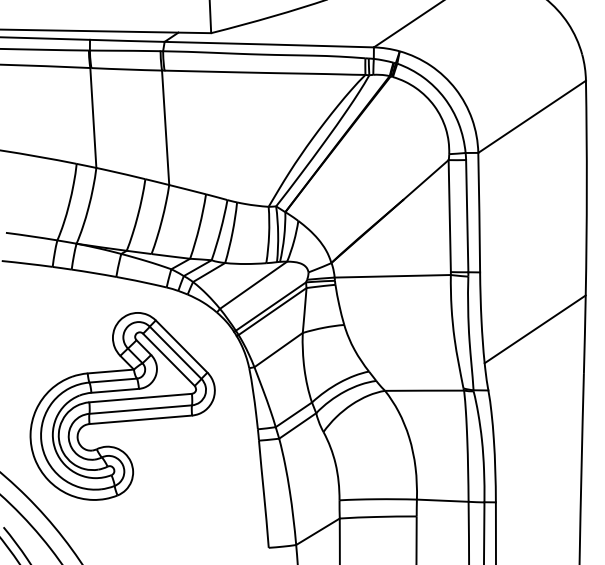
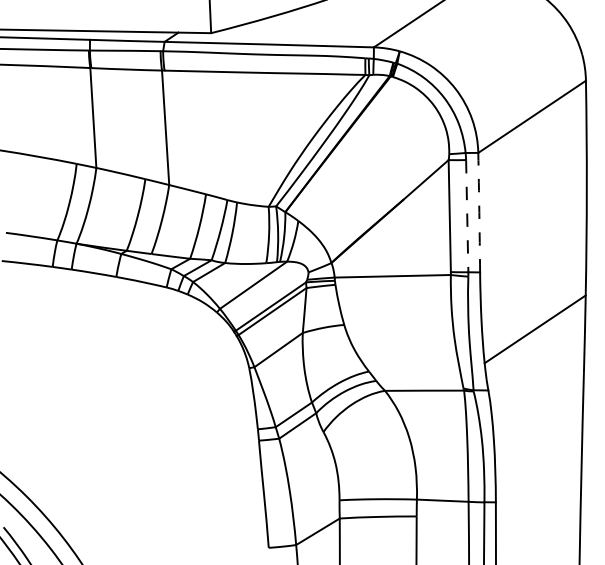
arc: solid -> dashed (479, 212)
line: solid -> dashed (467, 216)
part: present -> none (122, 406)
